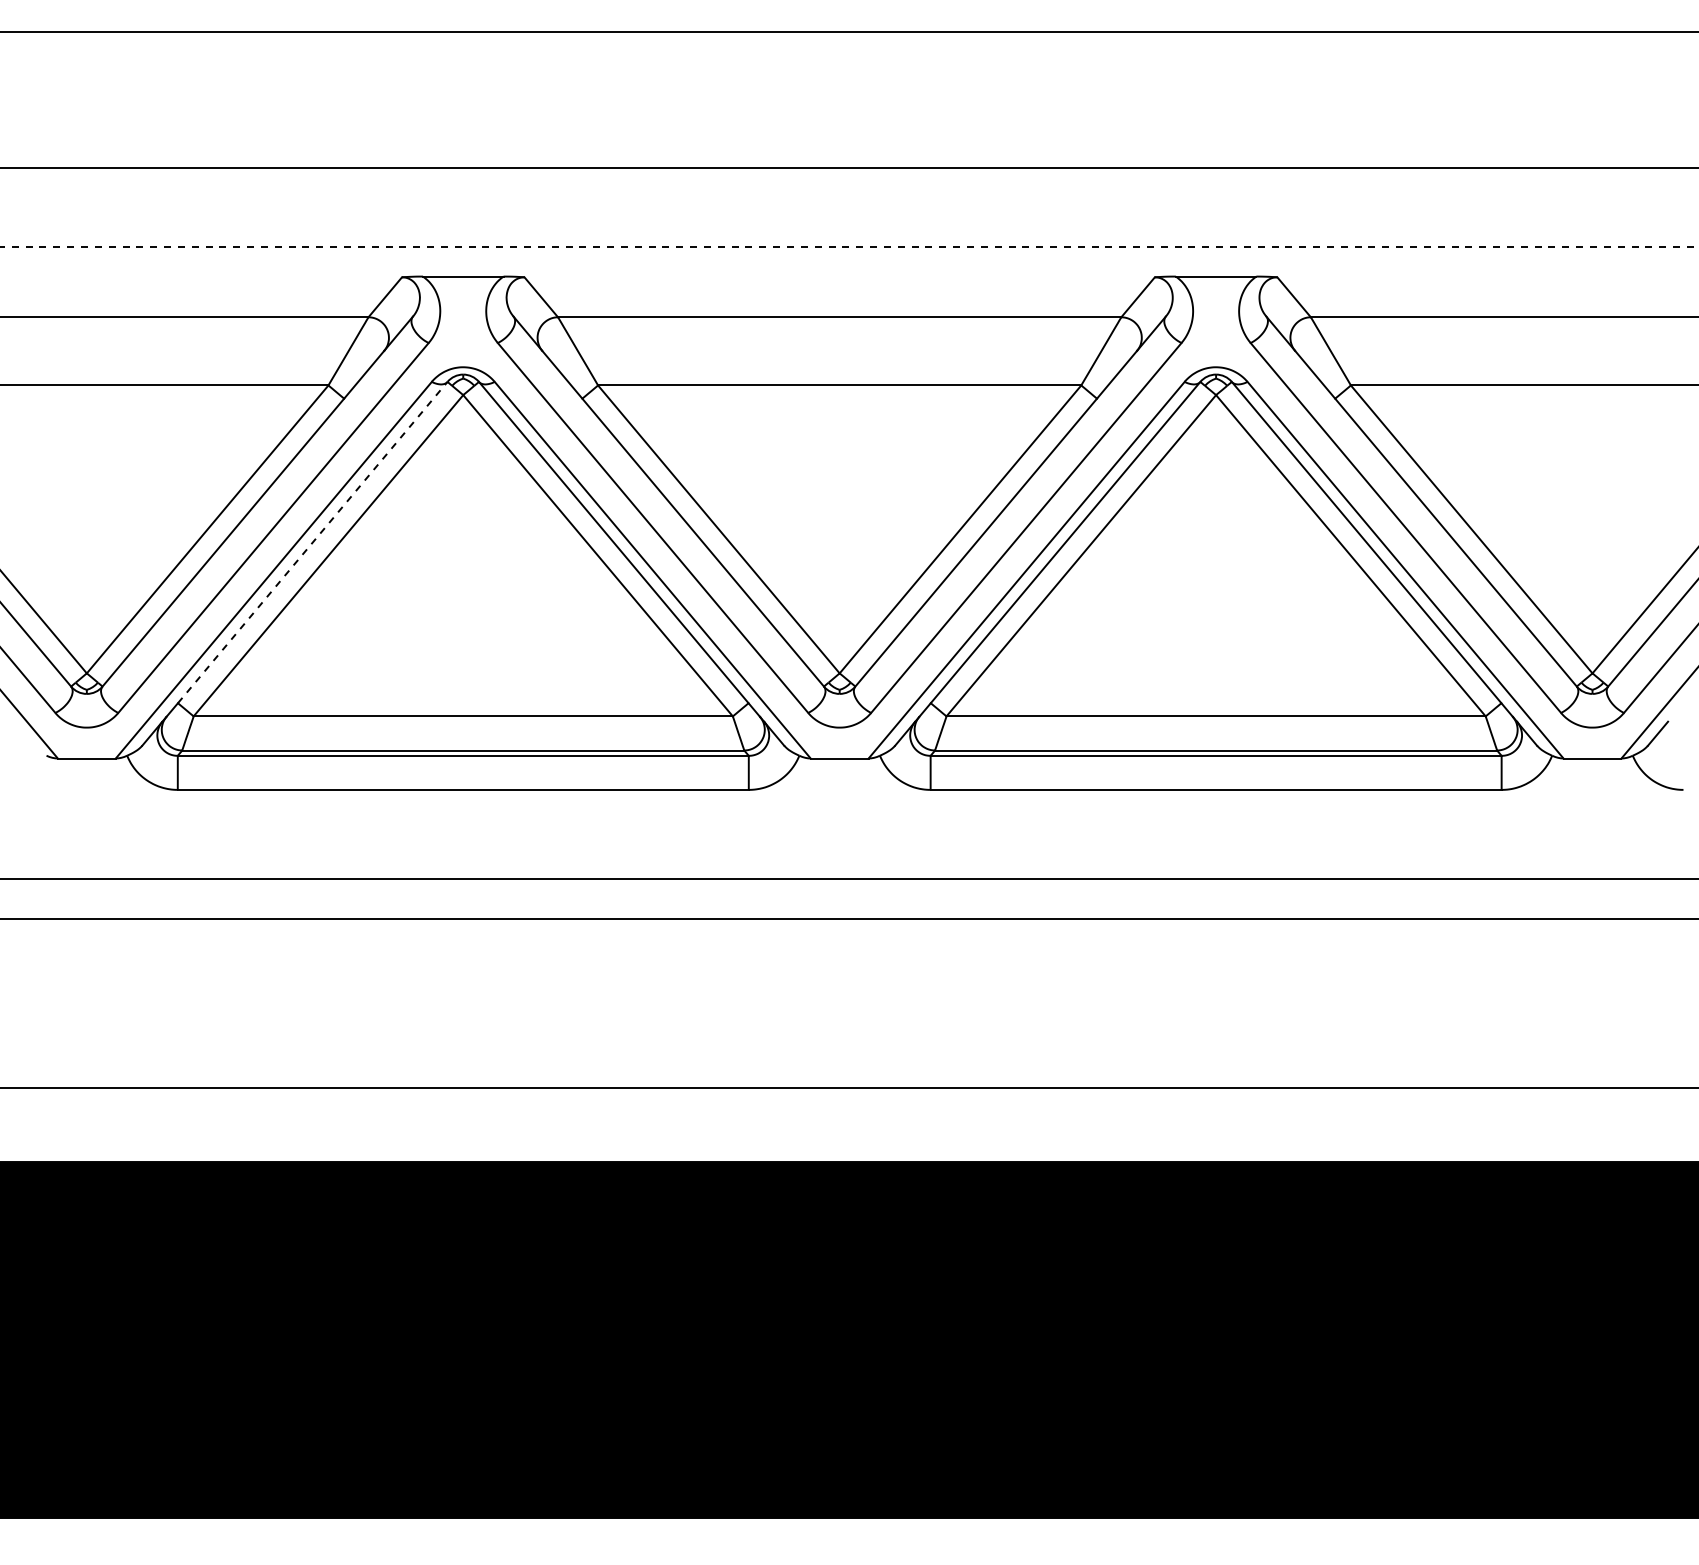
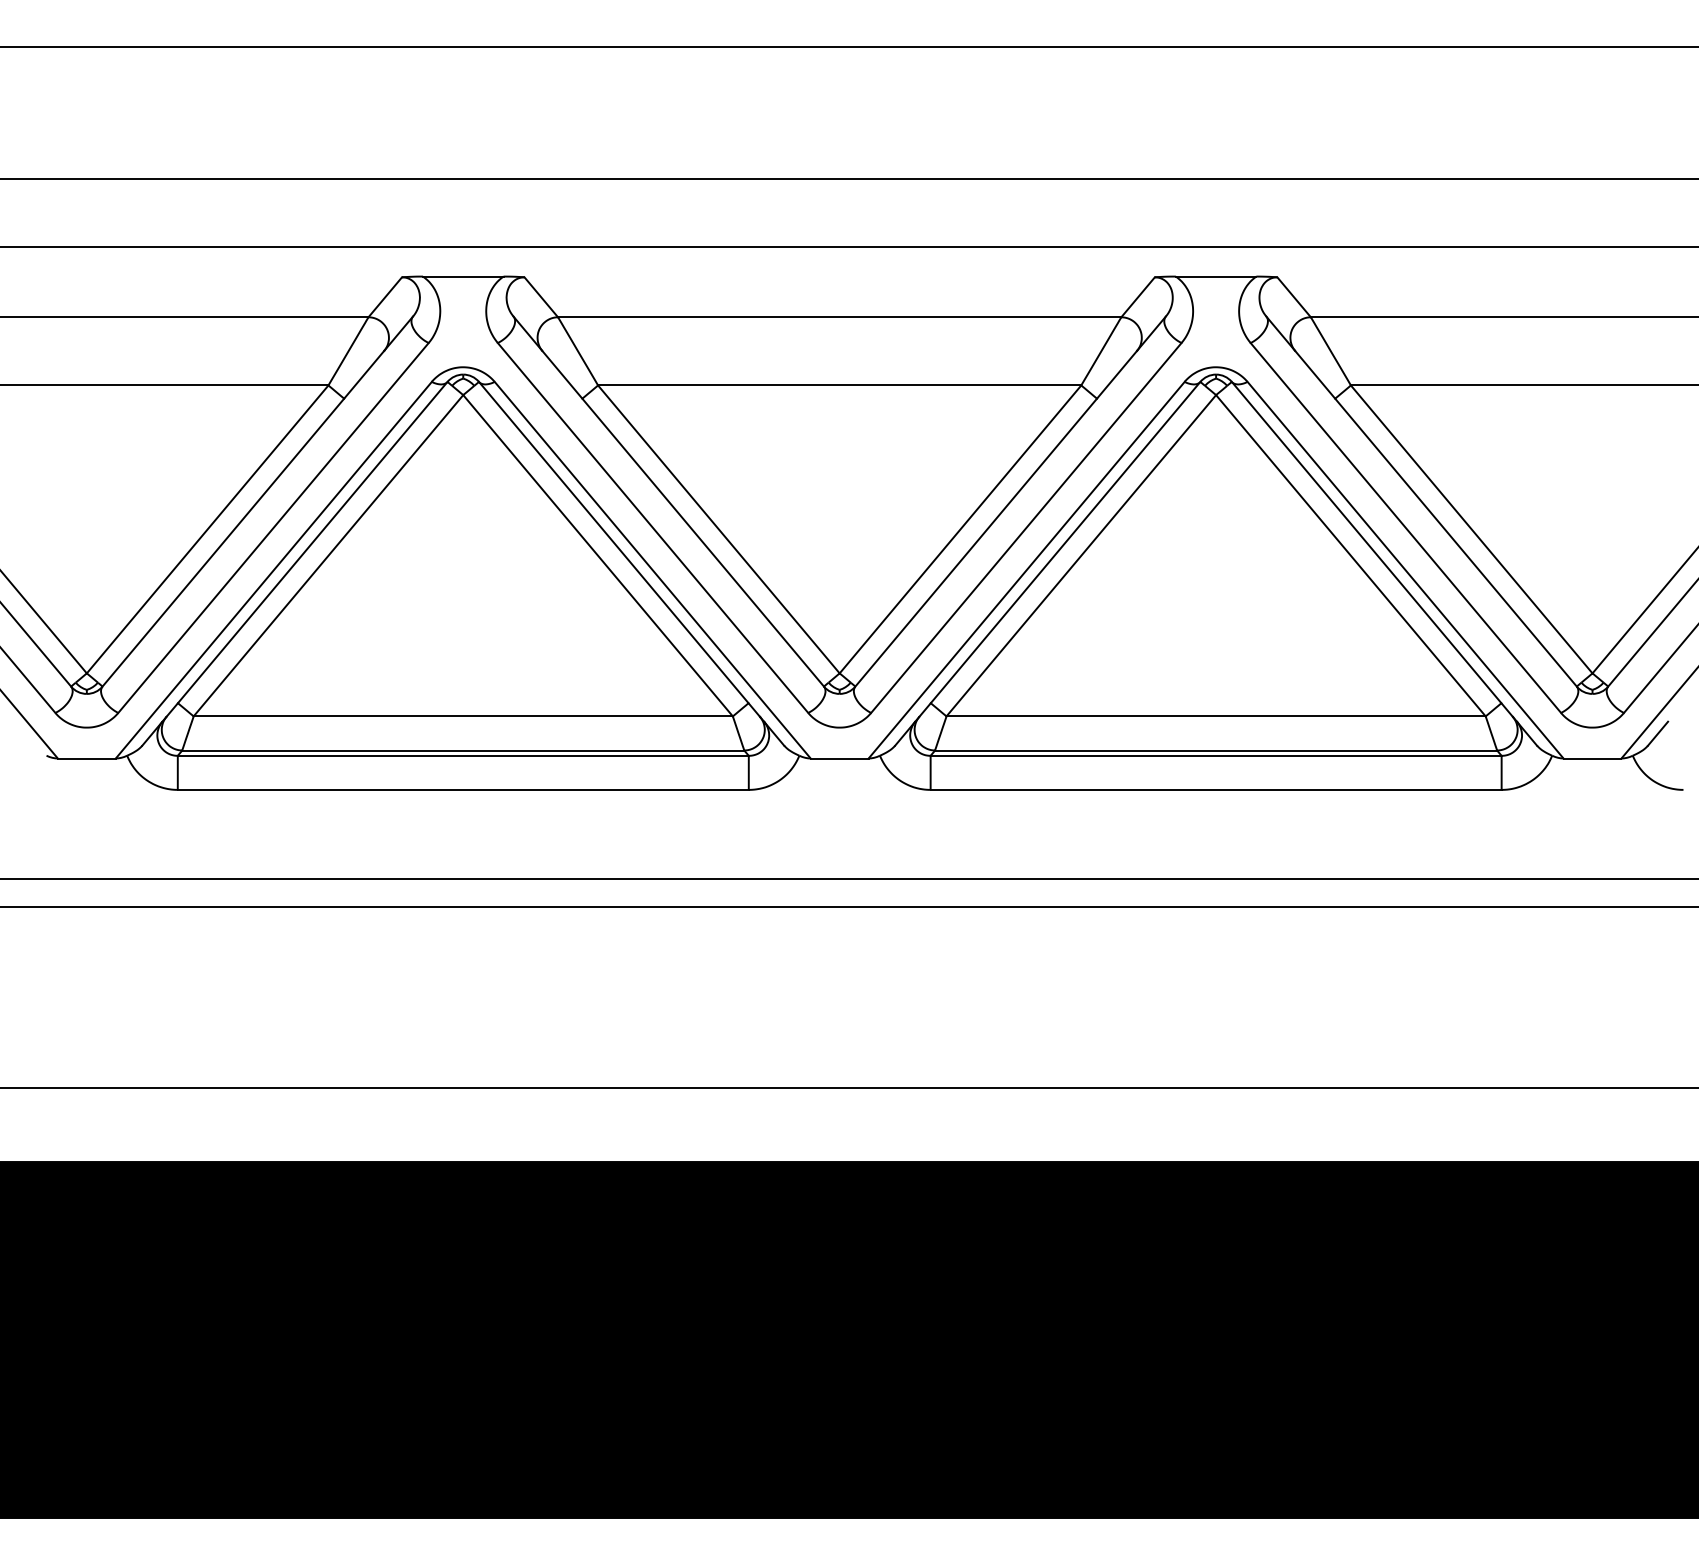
line position: (848, 31) -> (848, 46) (848, 46)
line position: (848, 167) -> (848, 178) (848, 178)
line: dashed -> solid (849, 247)
line: dashed -> solid (312, 542)
line position: (848, 918) -> (848, 906) (848, 906)
